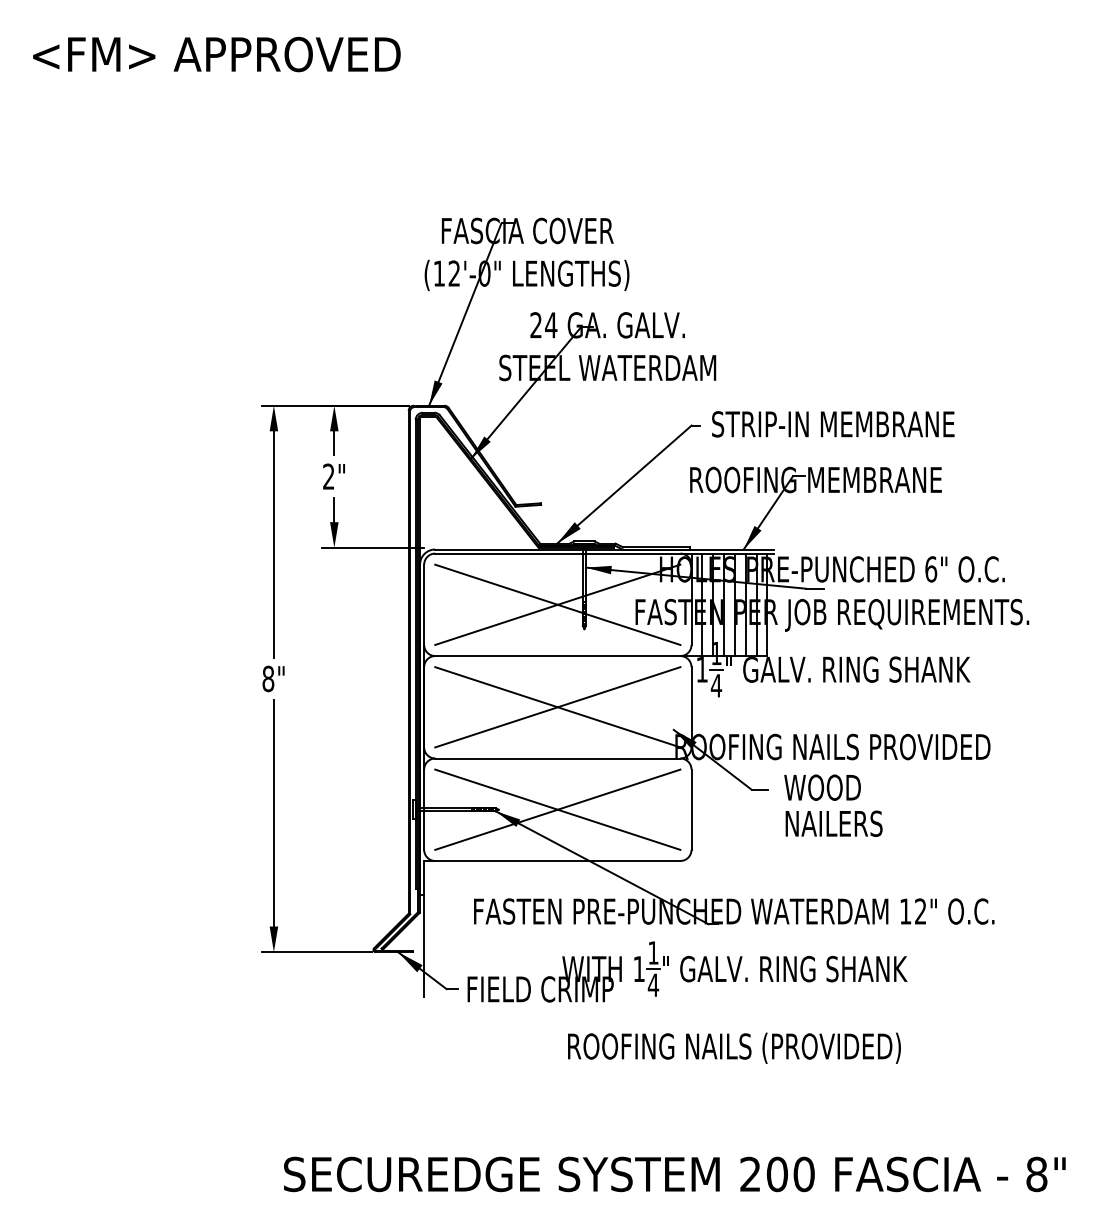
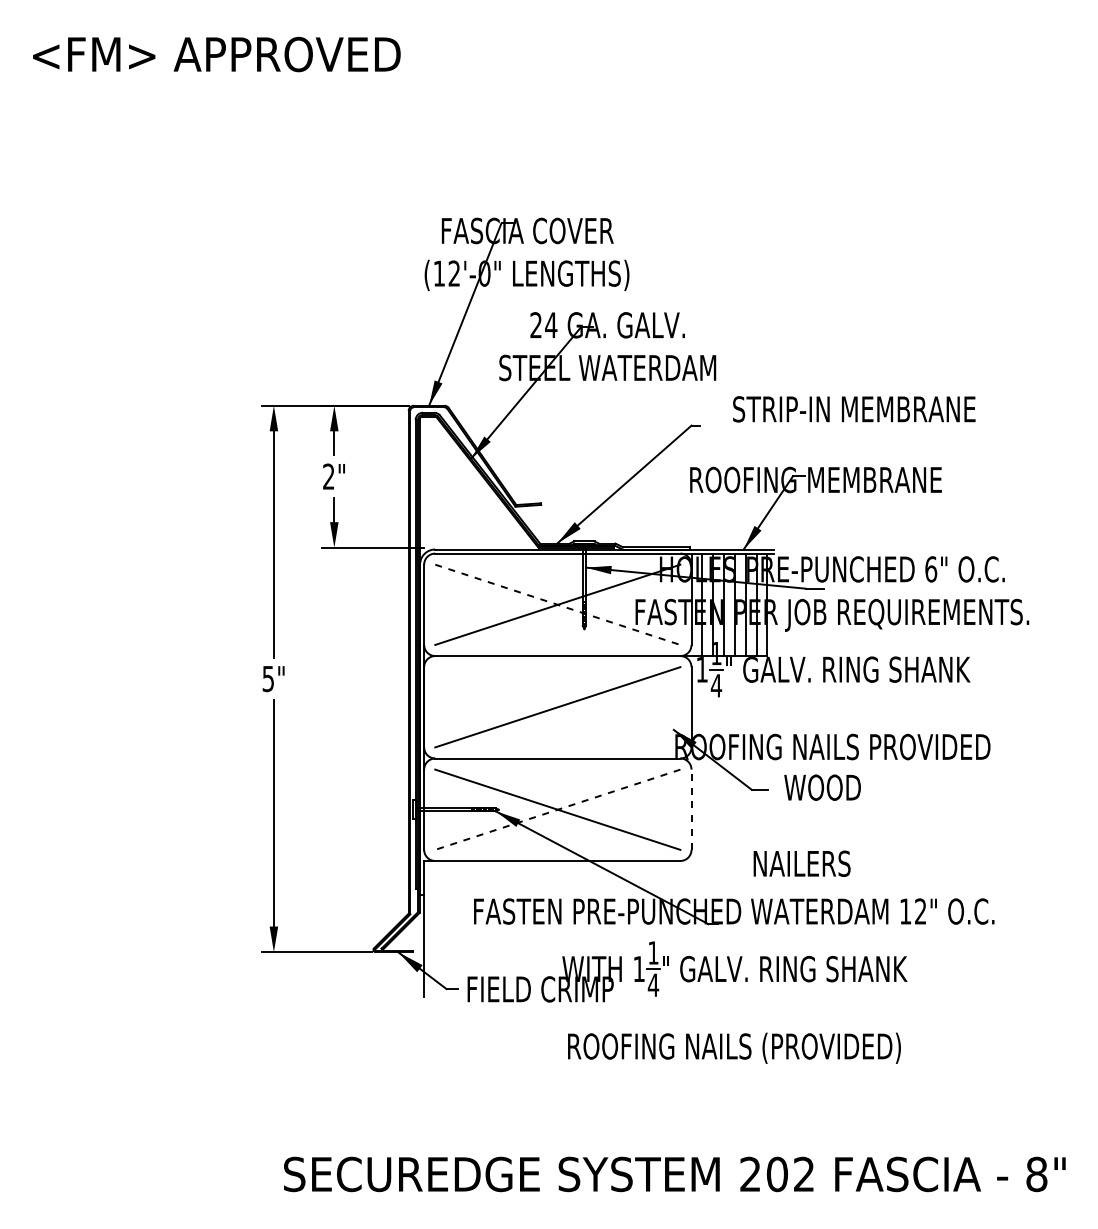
text position: (833, 424) -> (854, 409) (854, 409)
line: solid -> dashed (557, 604)
text: 8" -> 5" (268, 678)
line: present -> none (557, 707)
line: solid -> dashed (557, 809)
line: solid -> dashed (691, 809)
text position: (833, 823) -> (801, 863) (801, 863)
text: 200 -> 202 (803, 1174)
